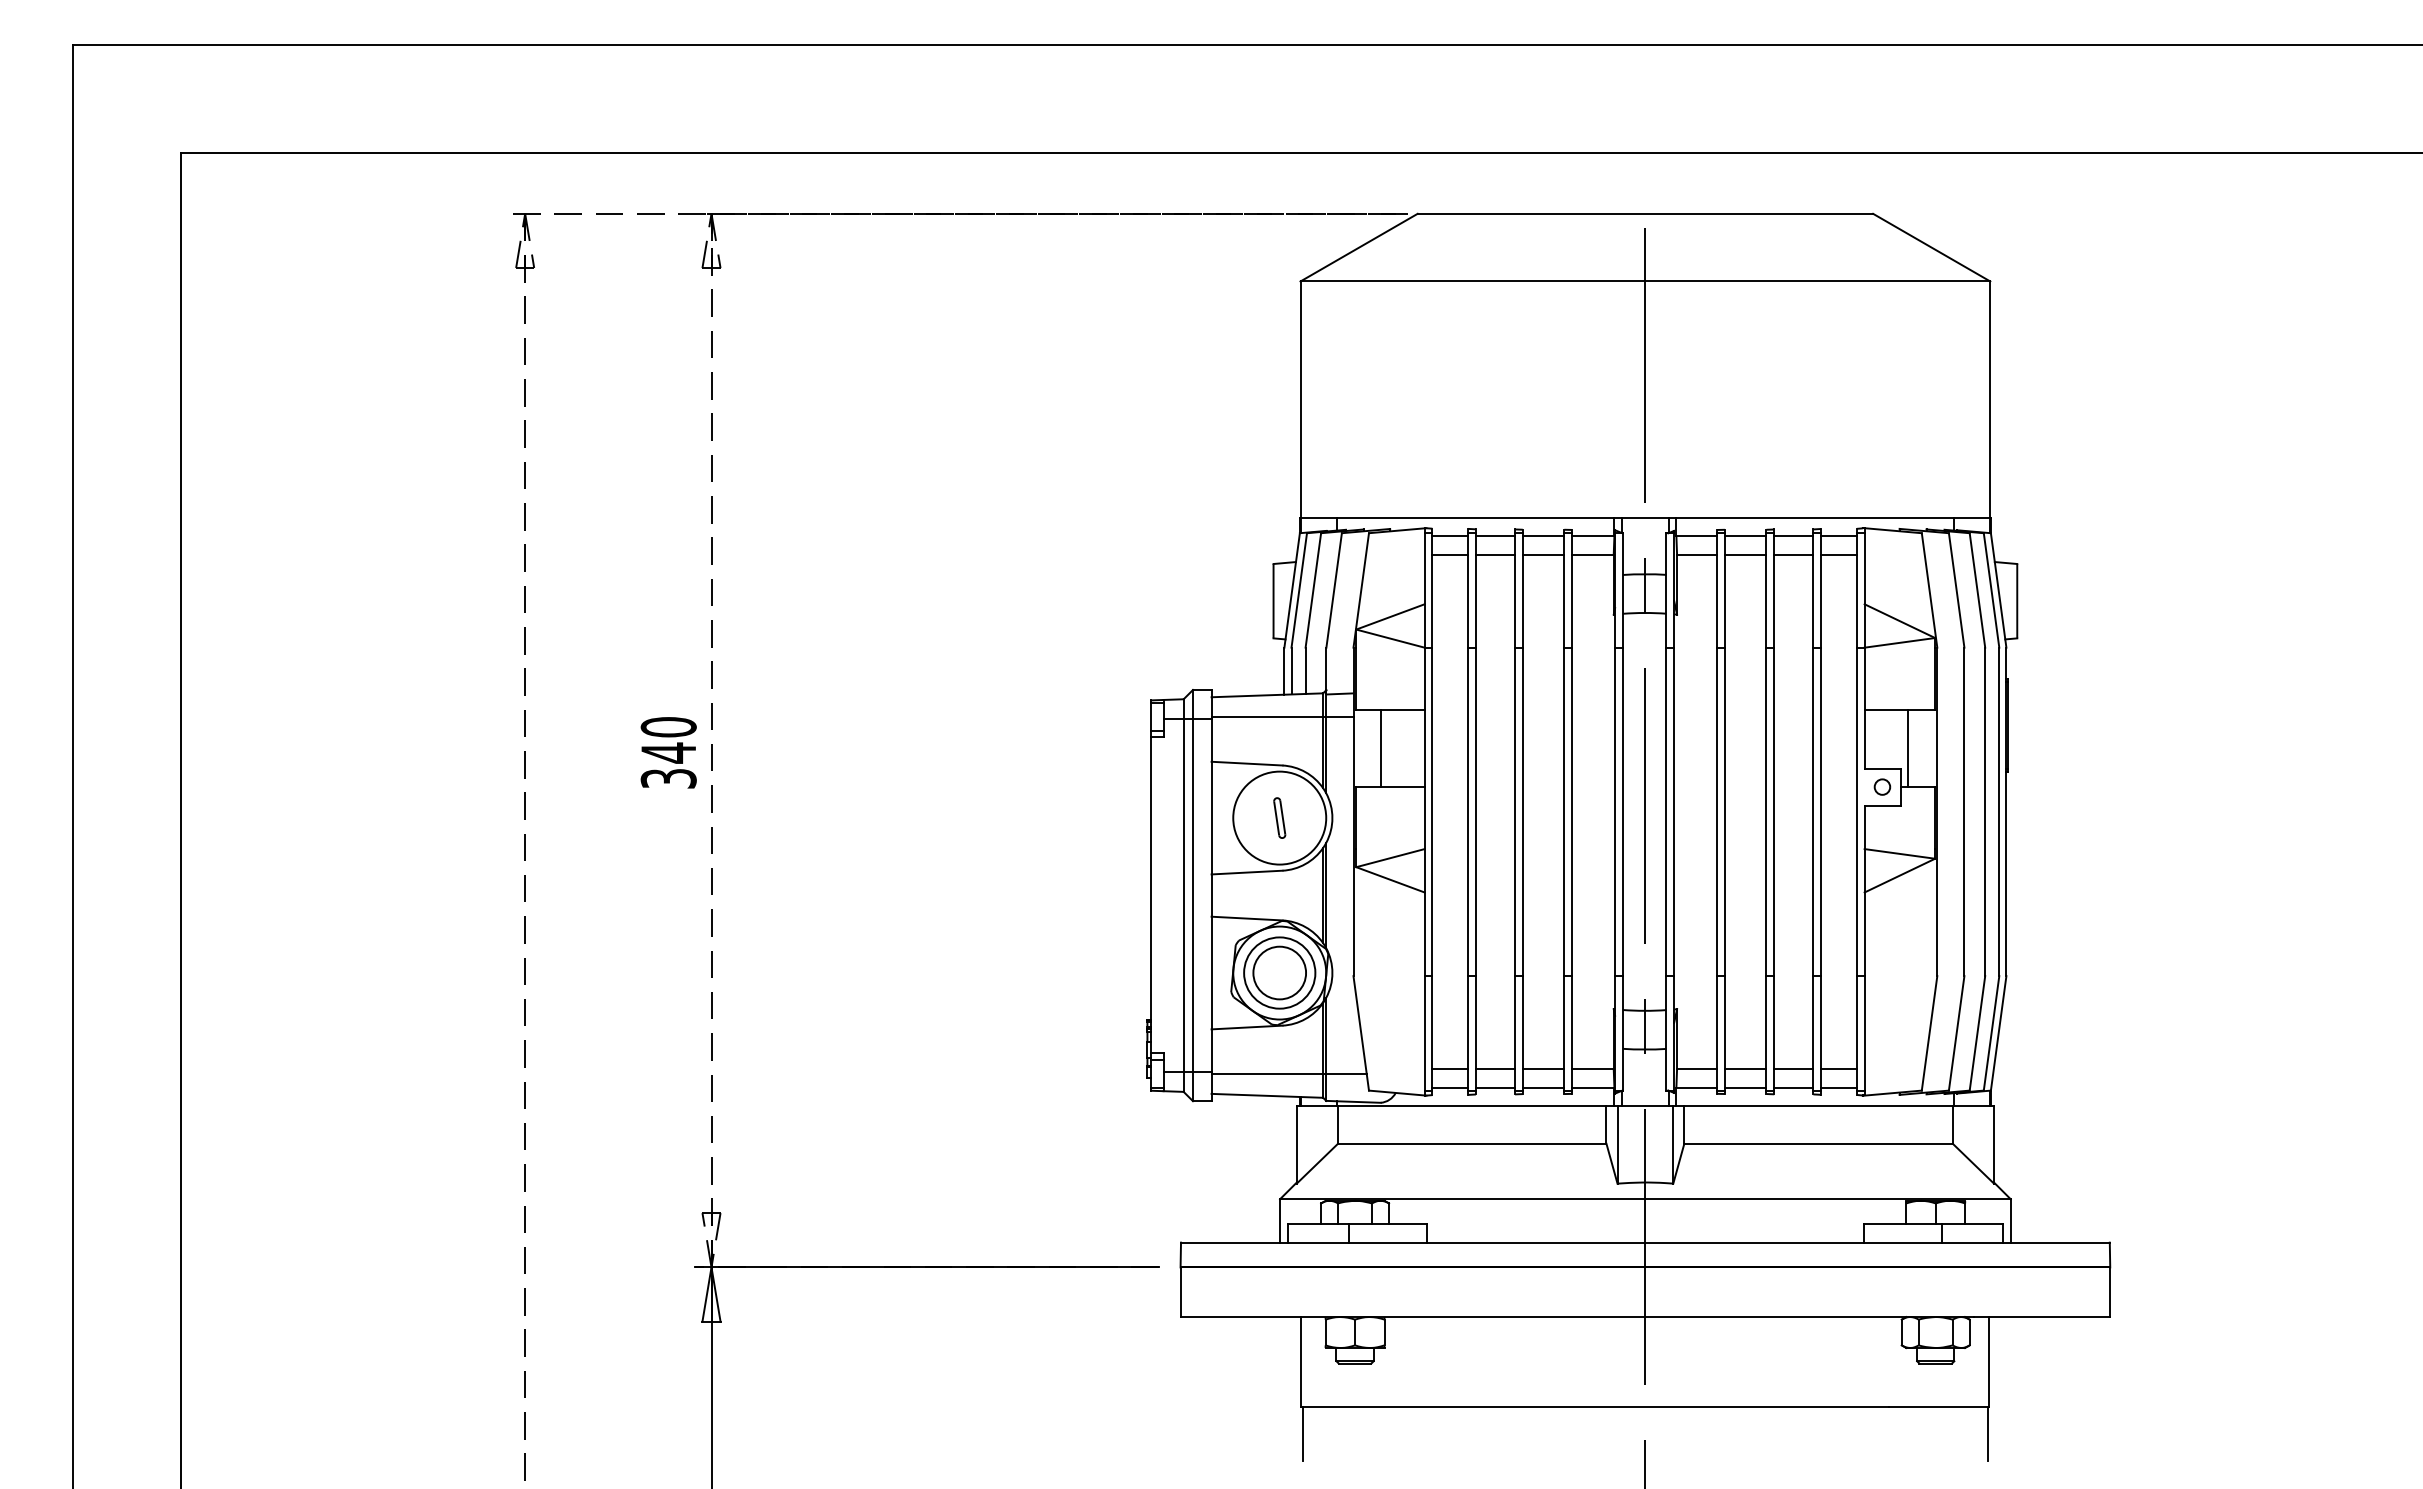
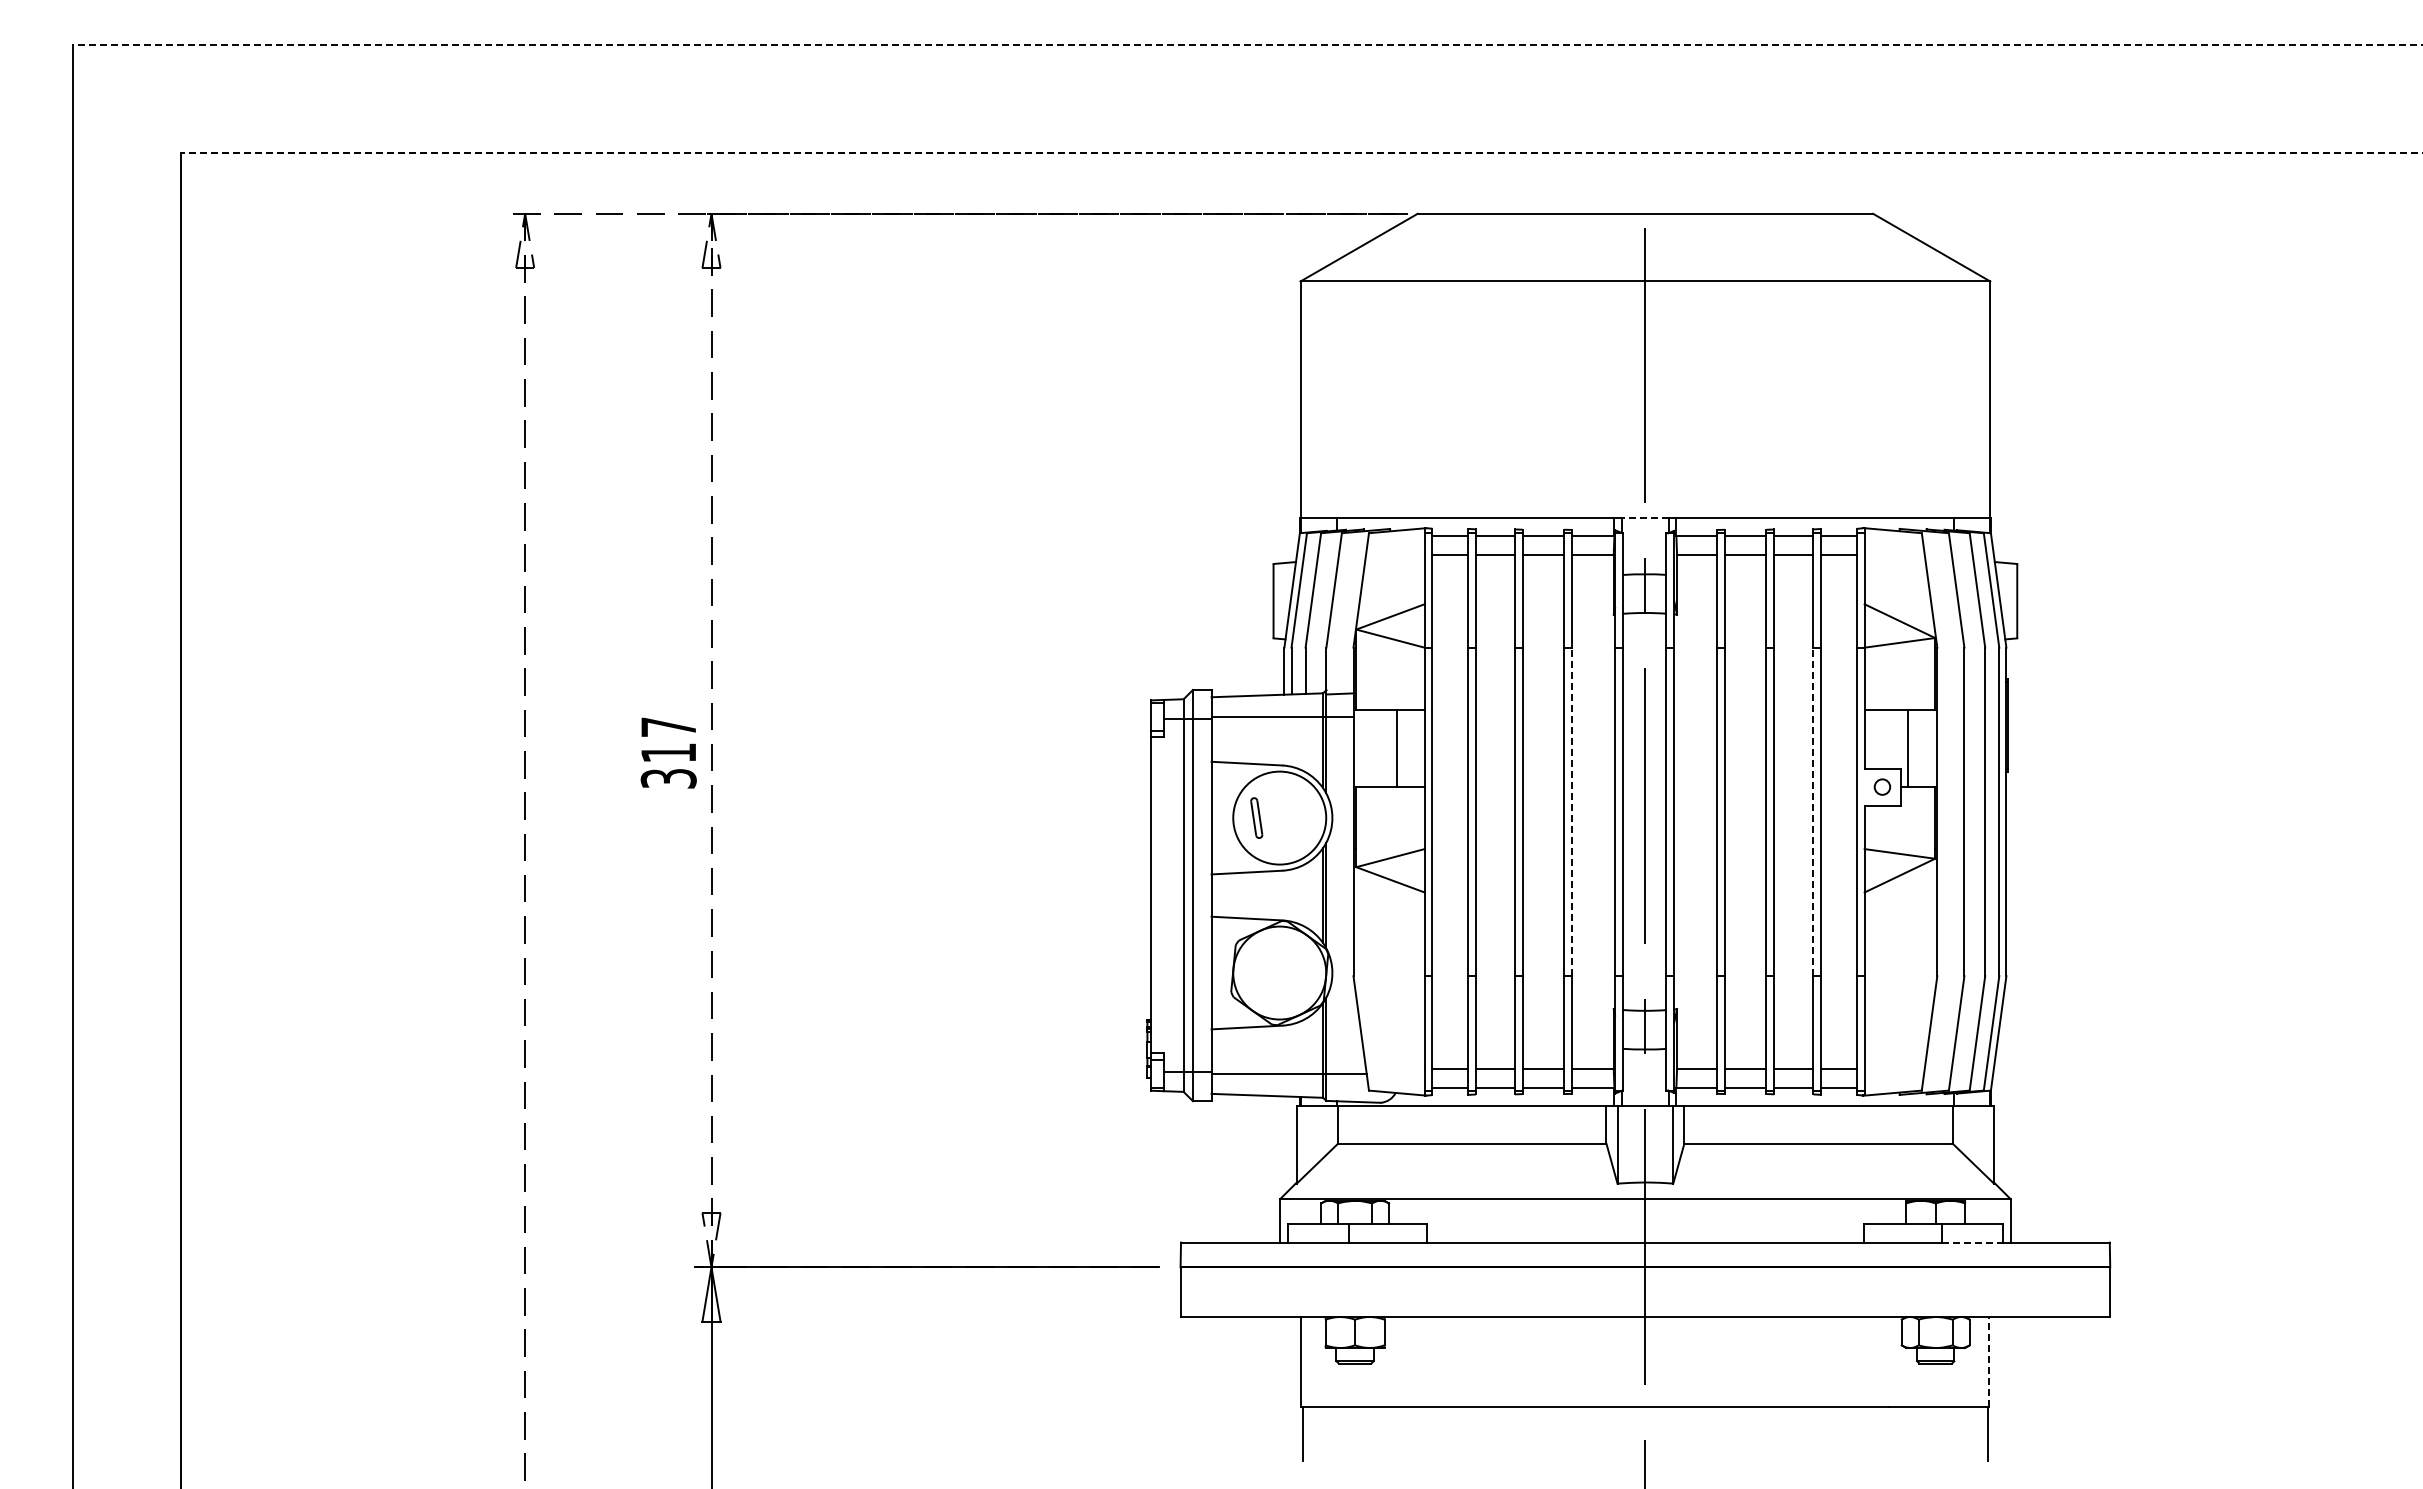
line: solid -> dashed (1247, 44)
line: solid -> dashed (1301, 153)
line: solid -> dashed (1644, 517)
text: 340 -> 317 (668, 740)
line position: (1381, 748) -> (1397, 748) (1397, 748)
line: solid -> dashed (1572, 811)
line: solid -> dashed (1813, 811)
part position: (1279, 817) -> (1256, 817) (1256, 817)
part: present -> none (1279, 972)
line: solid -> dashed (1972, 1242)
line: solid -> dashed (1989, 1361)
